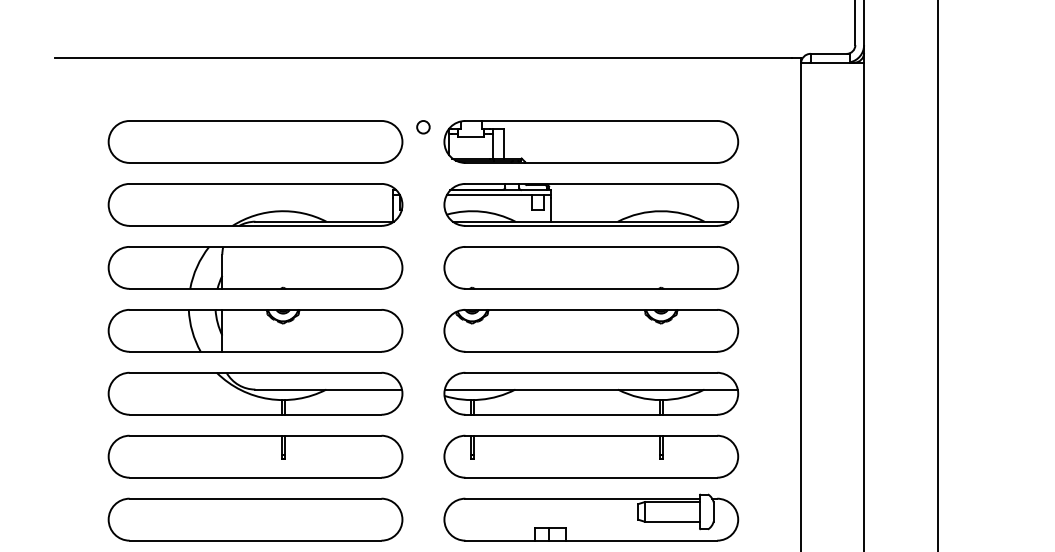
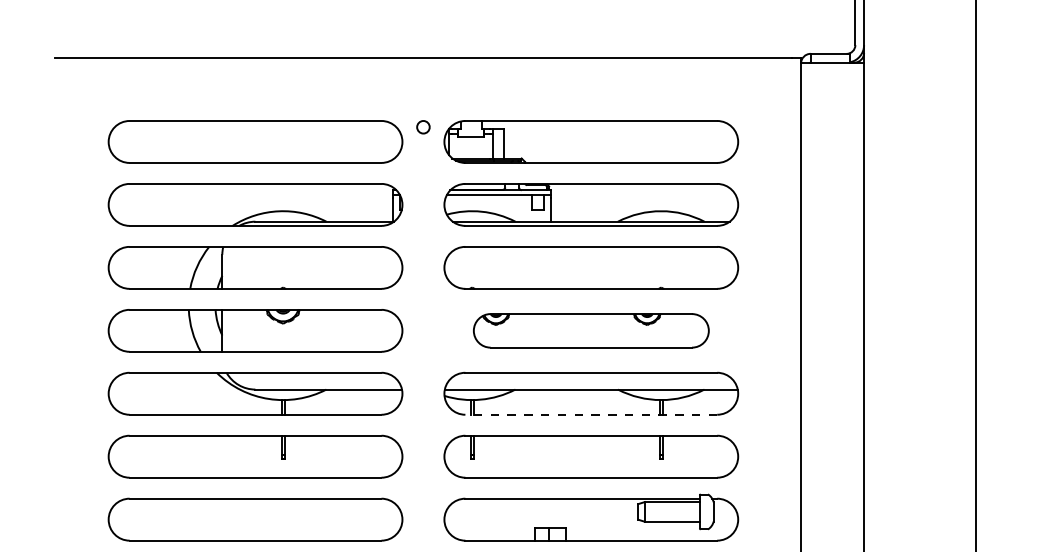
line position: (937, 275) -> (975, 275) (975, 275)
part size: 297x44 px -> 237x36 px (591, 330)
line: solid -> dashed (591, 414)
